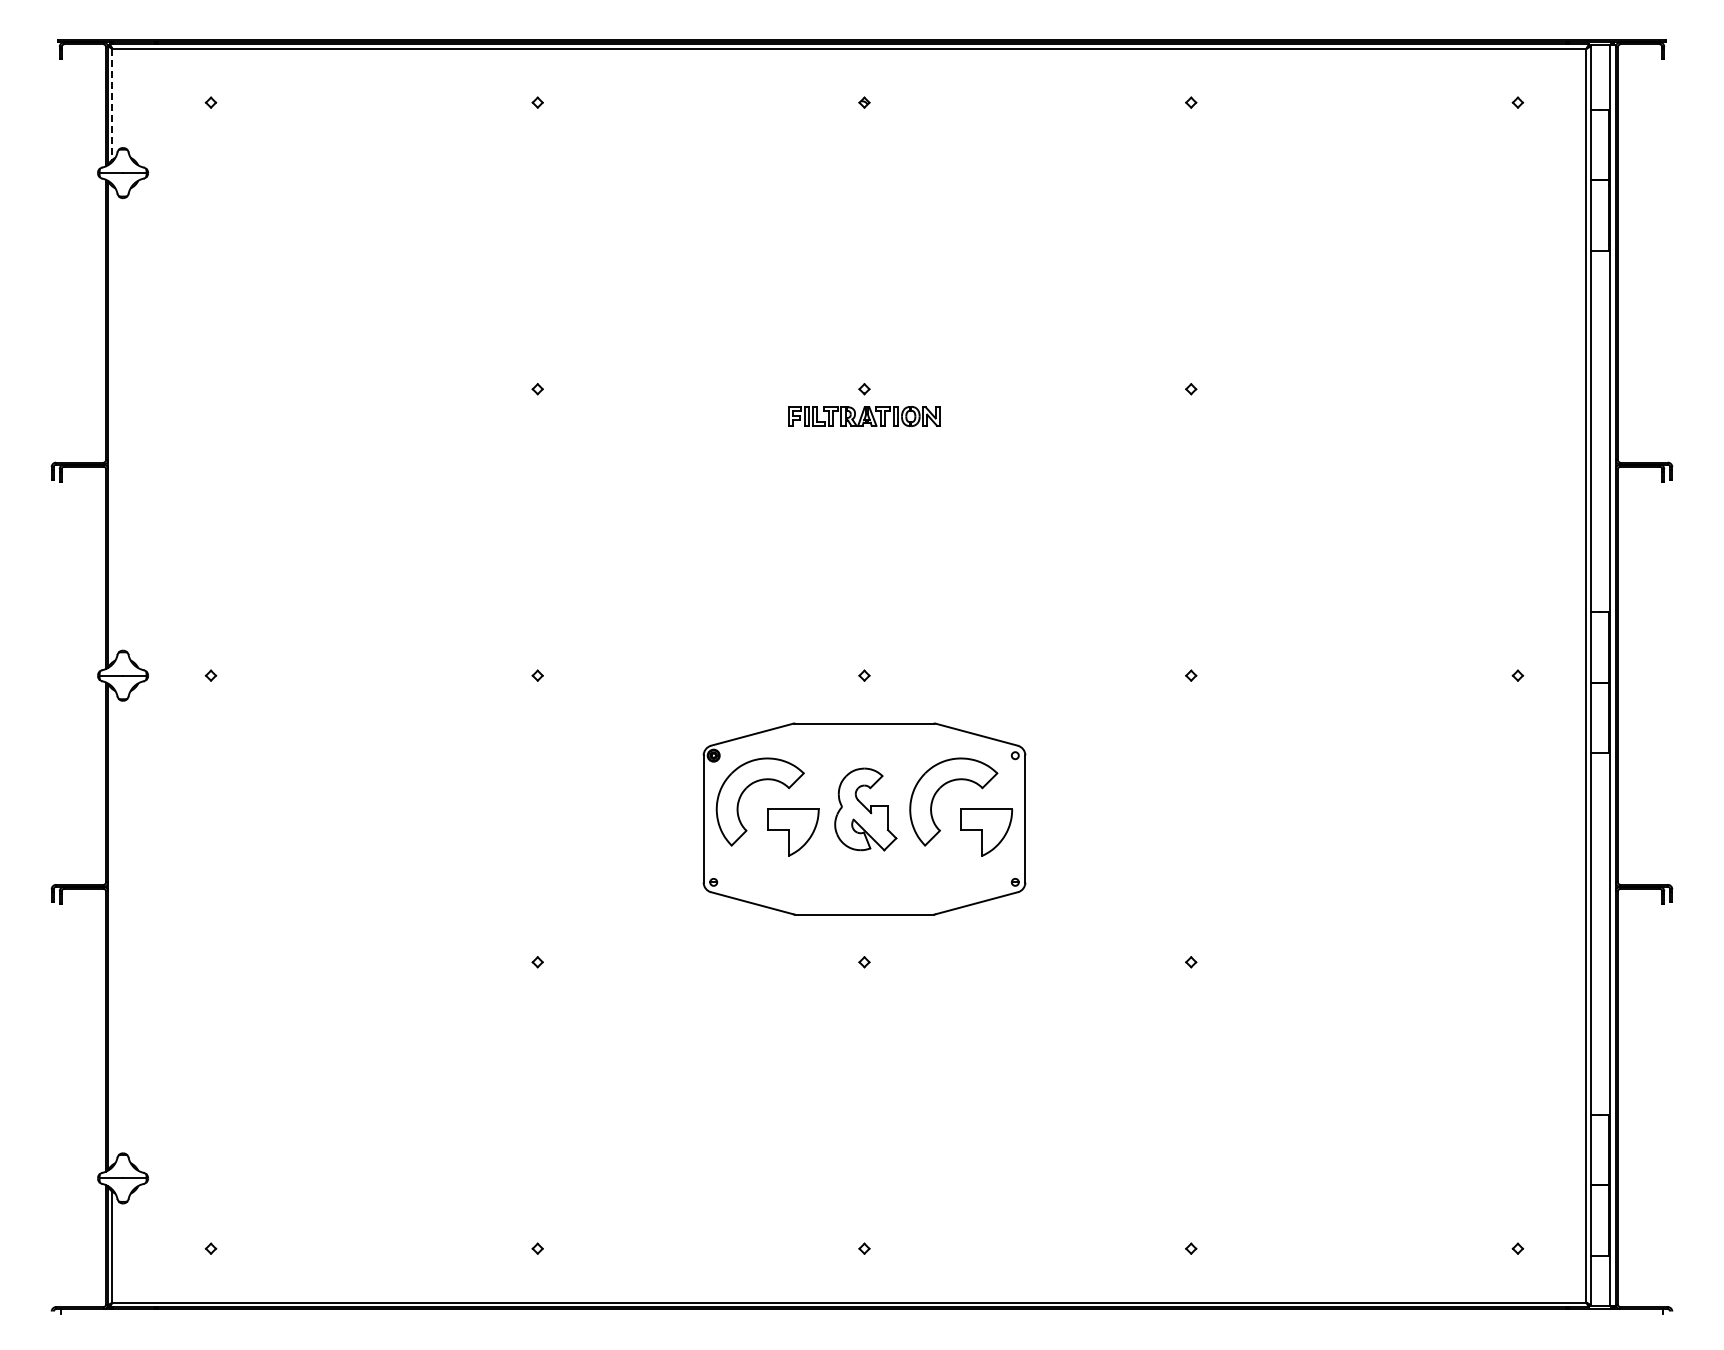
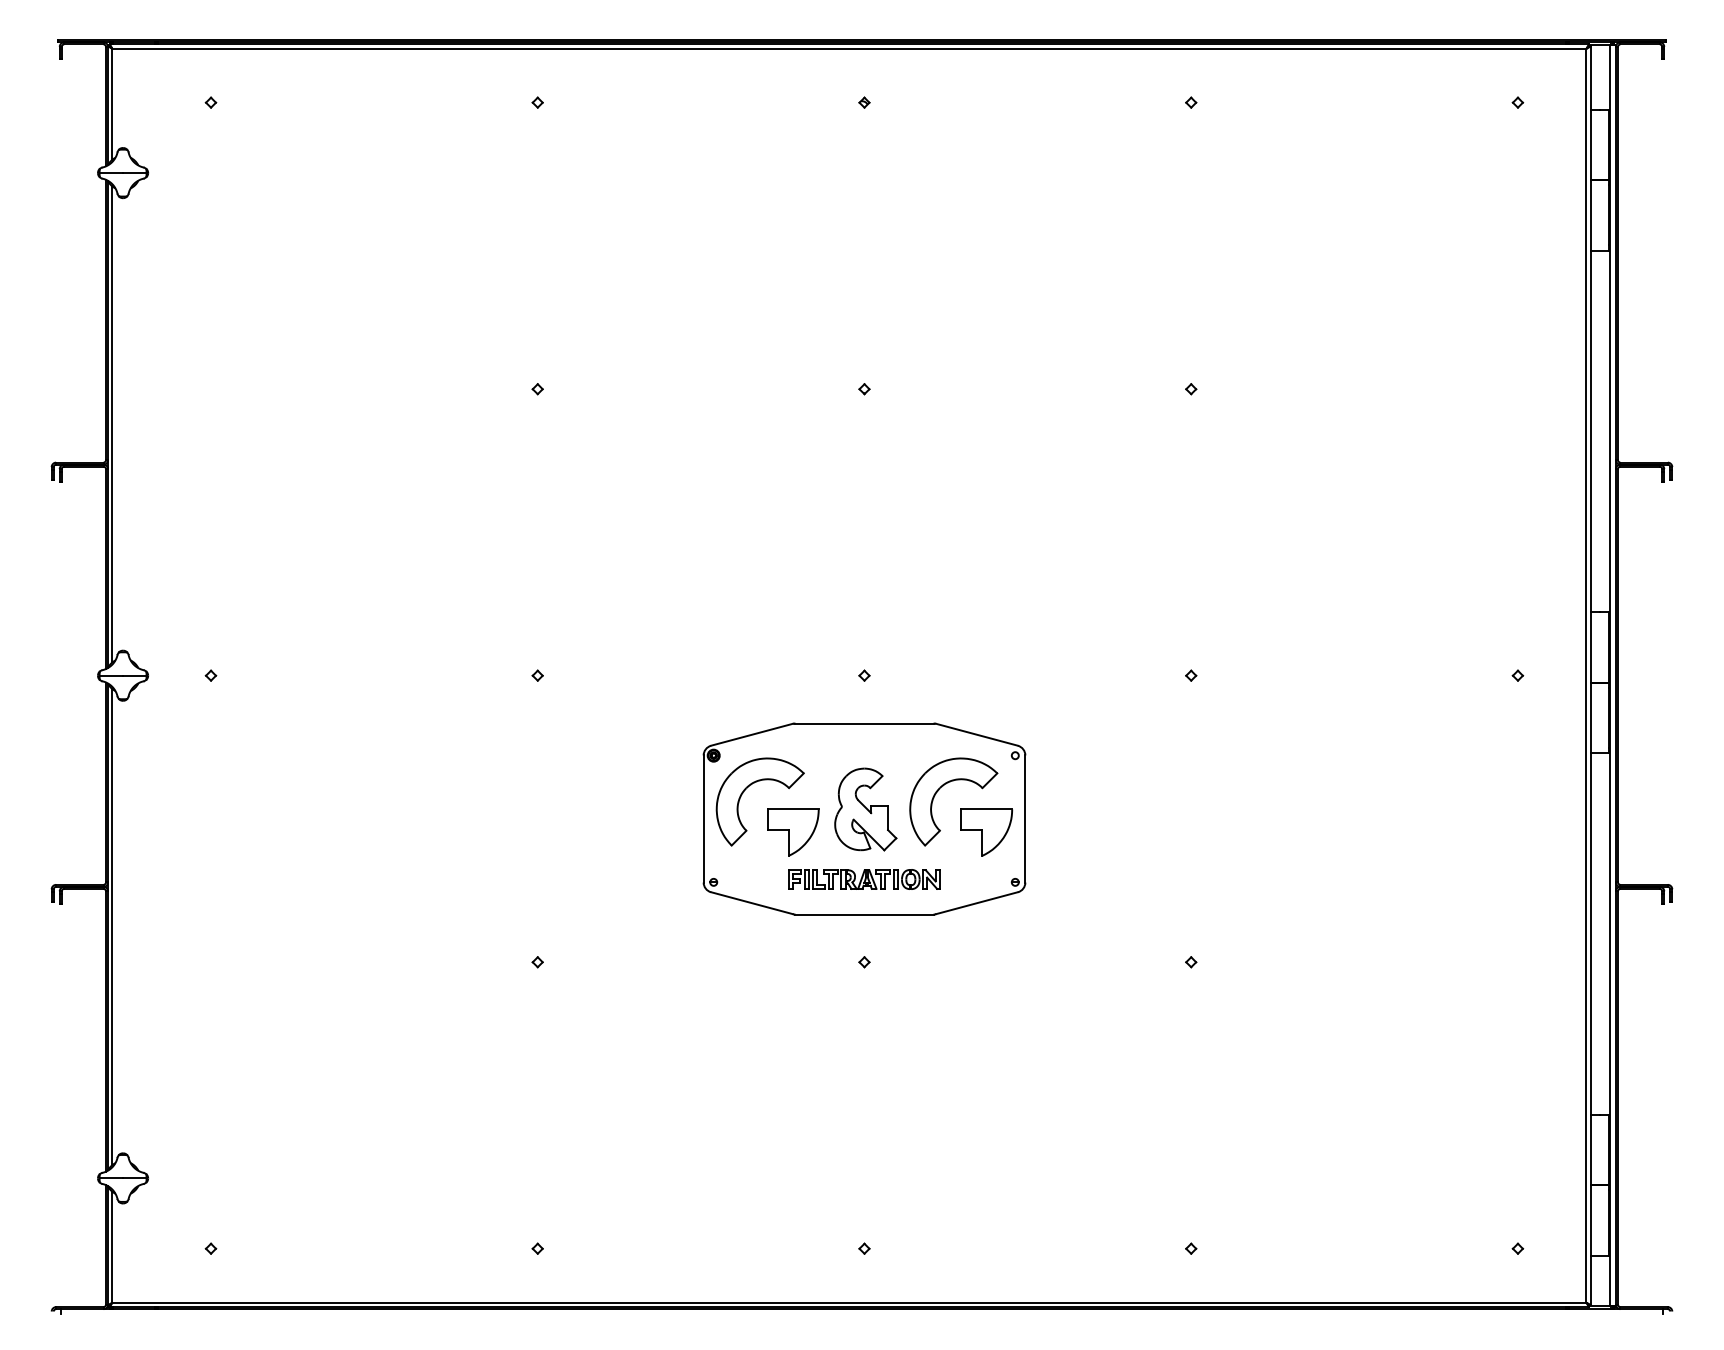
line: dashed -> solid (112, 104)
part position: (864, 416) -> (864, 879) (864, 879)
line: none -> present (112, 424)
line: none -> present (112, 927)
